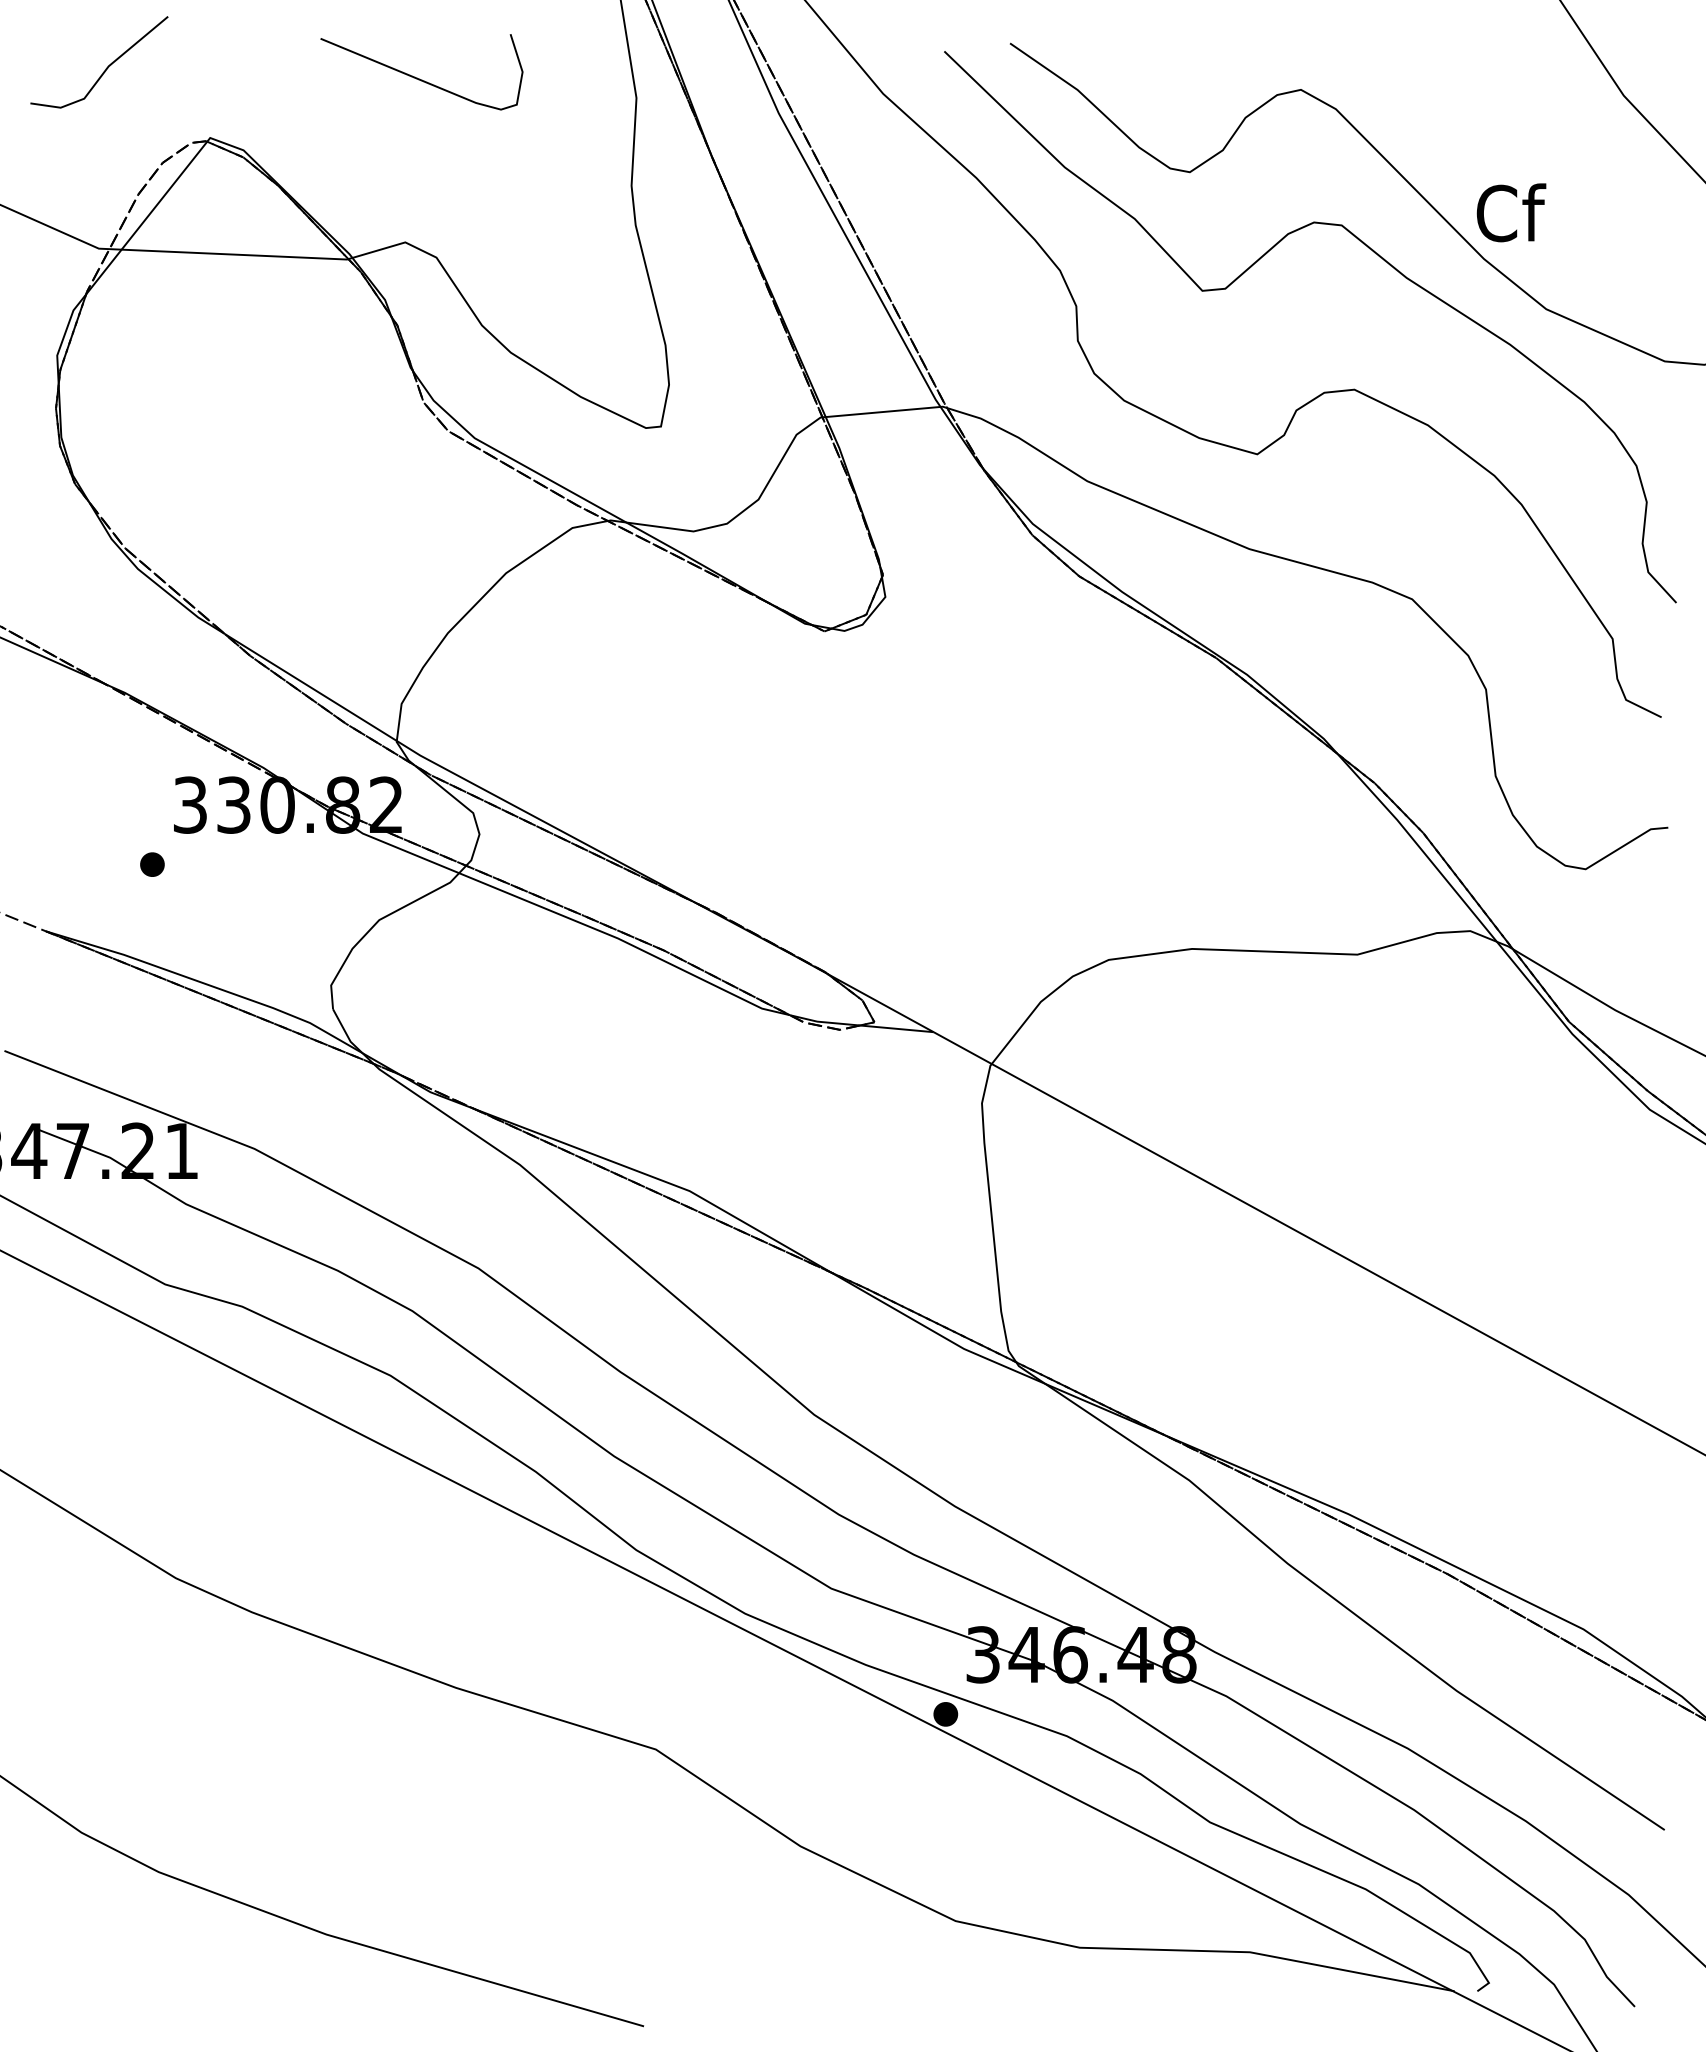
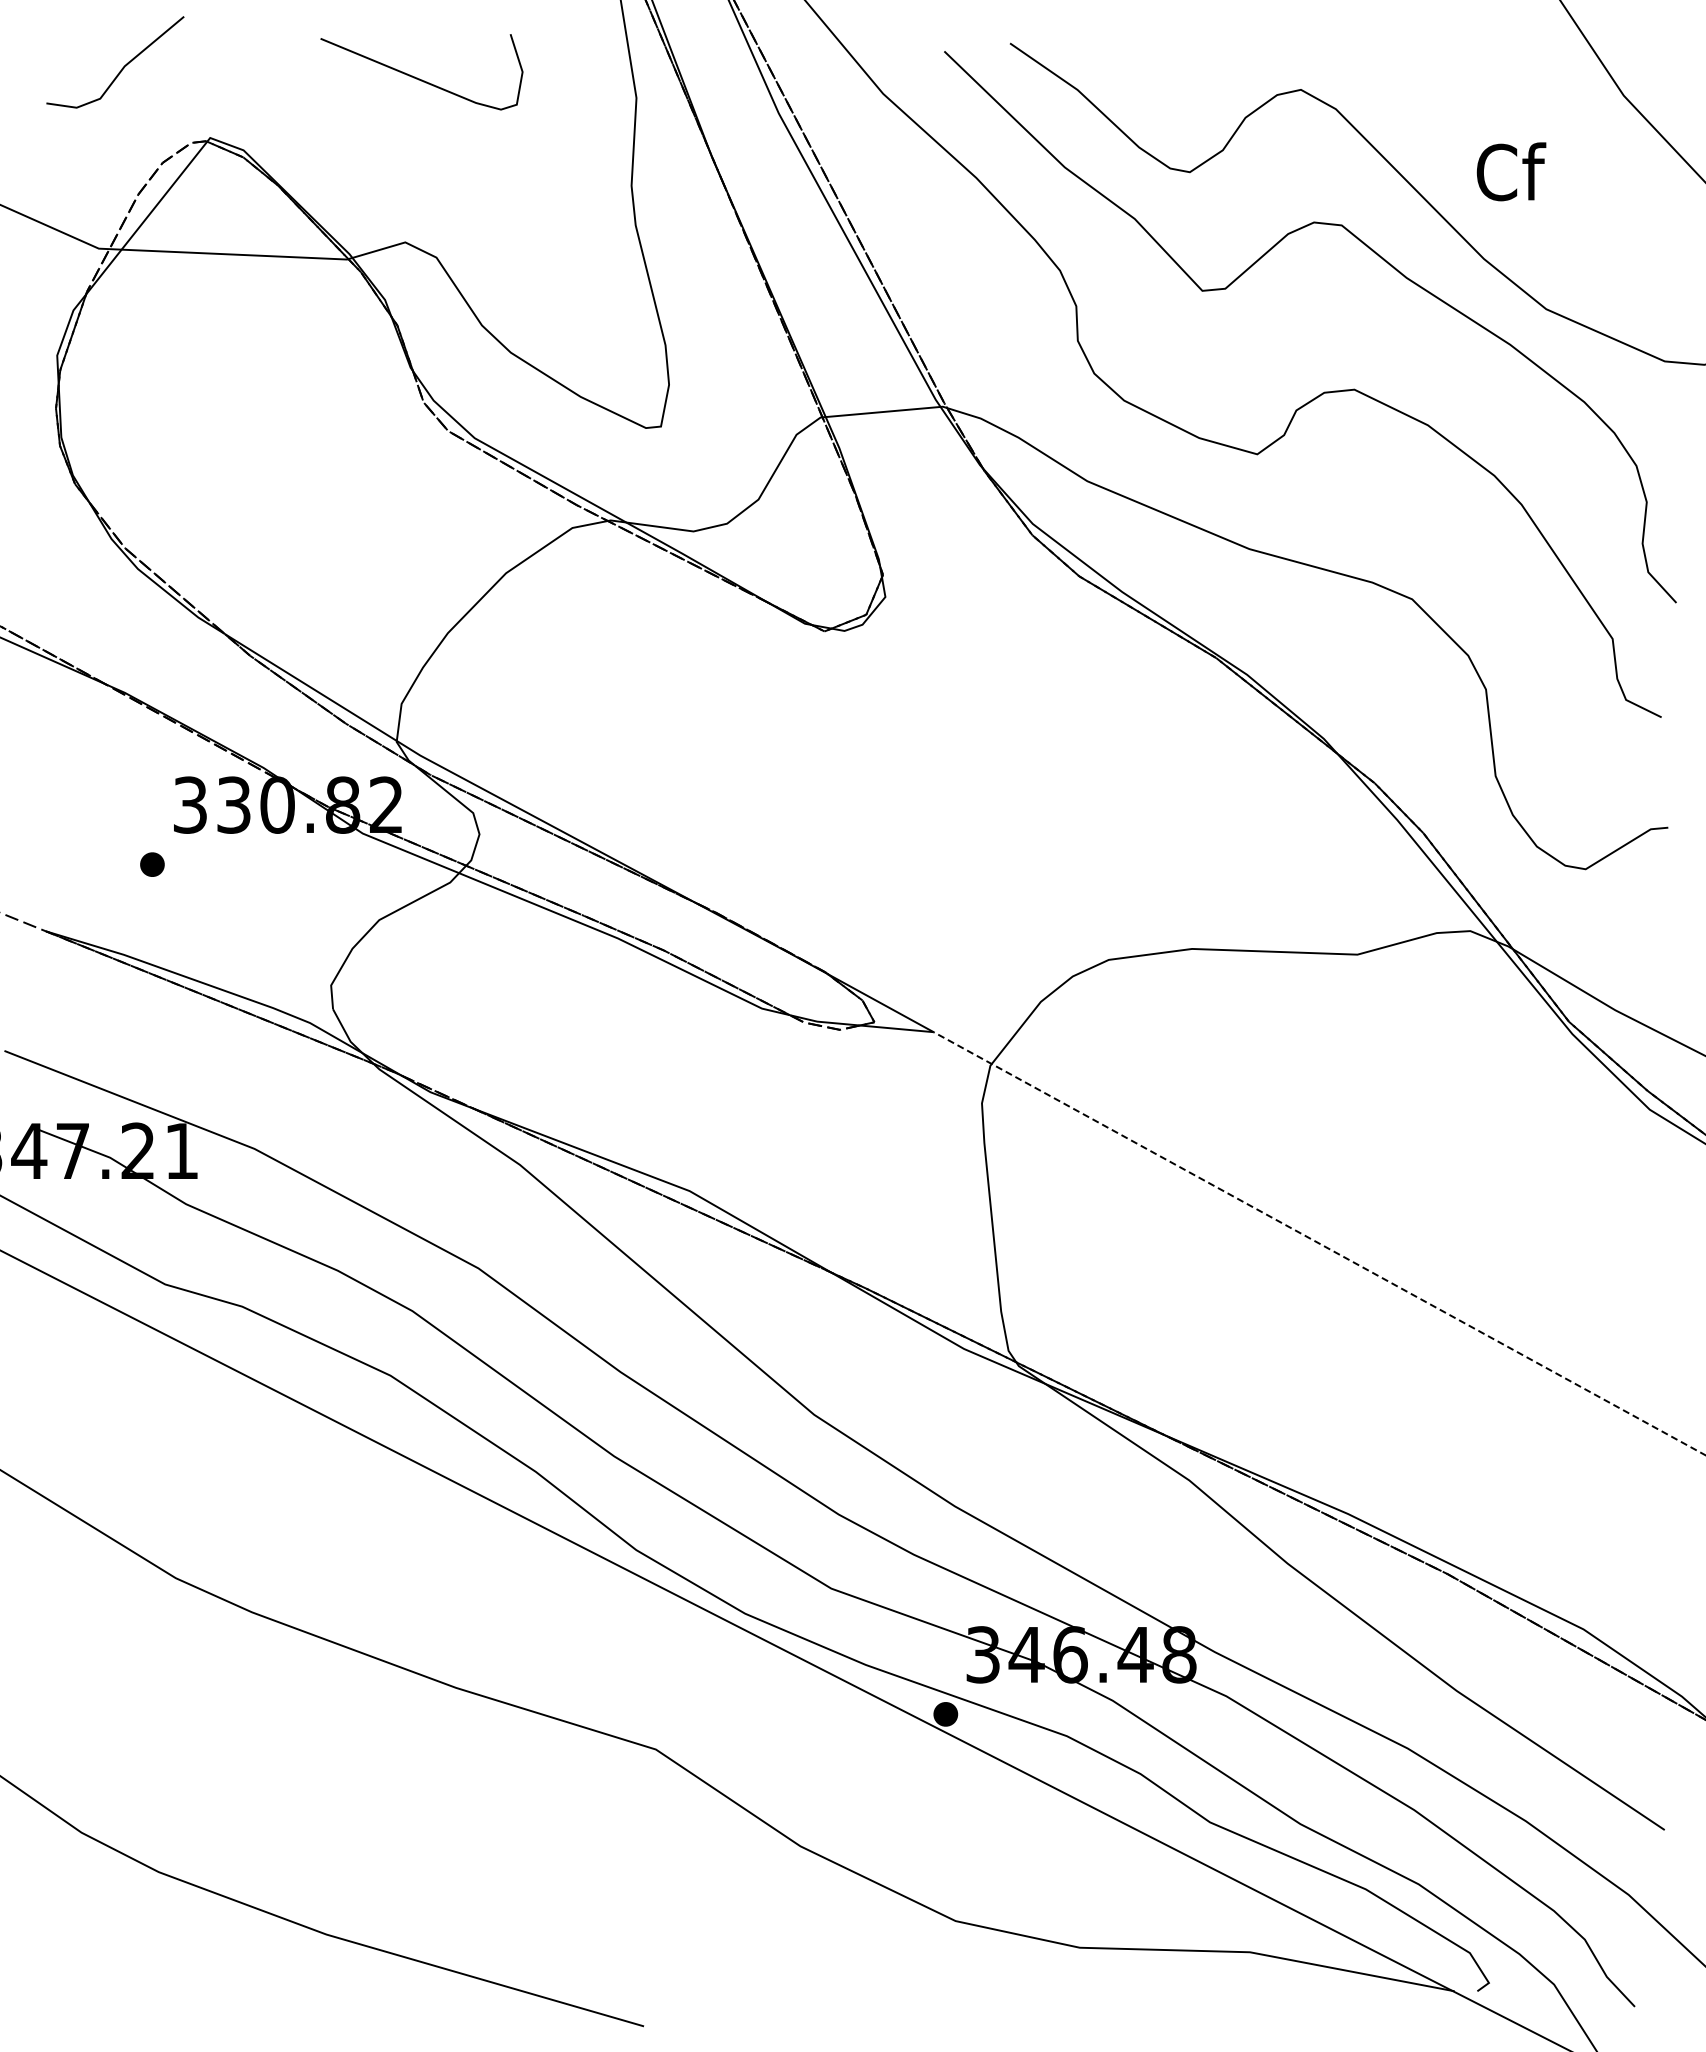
line position: (105, 68) -> (121, 68) (121, 68)
text position: (1511, 212) -> (1511, 171) (1511, 171)
line: solid -> dashed (1319, 1243)
